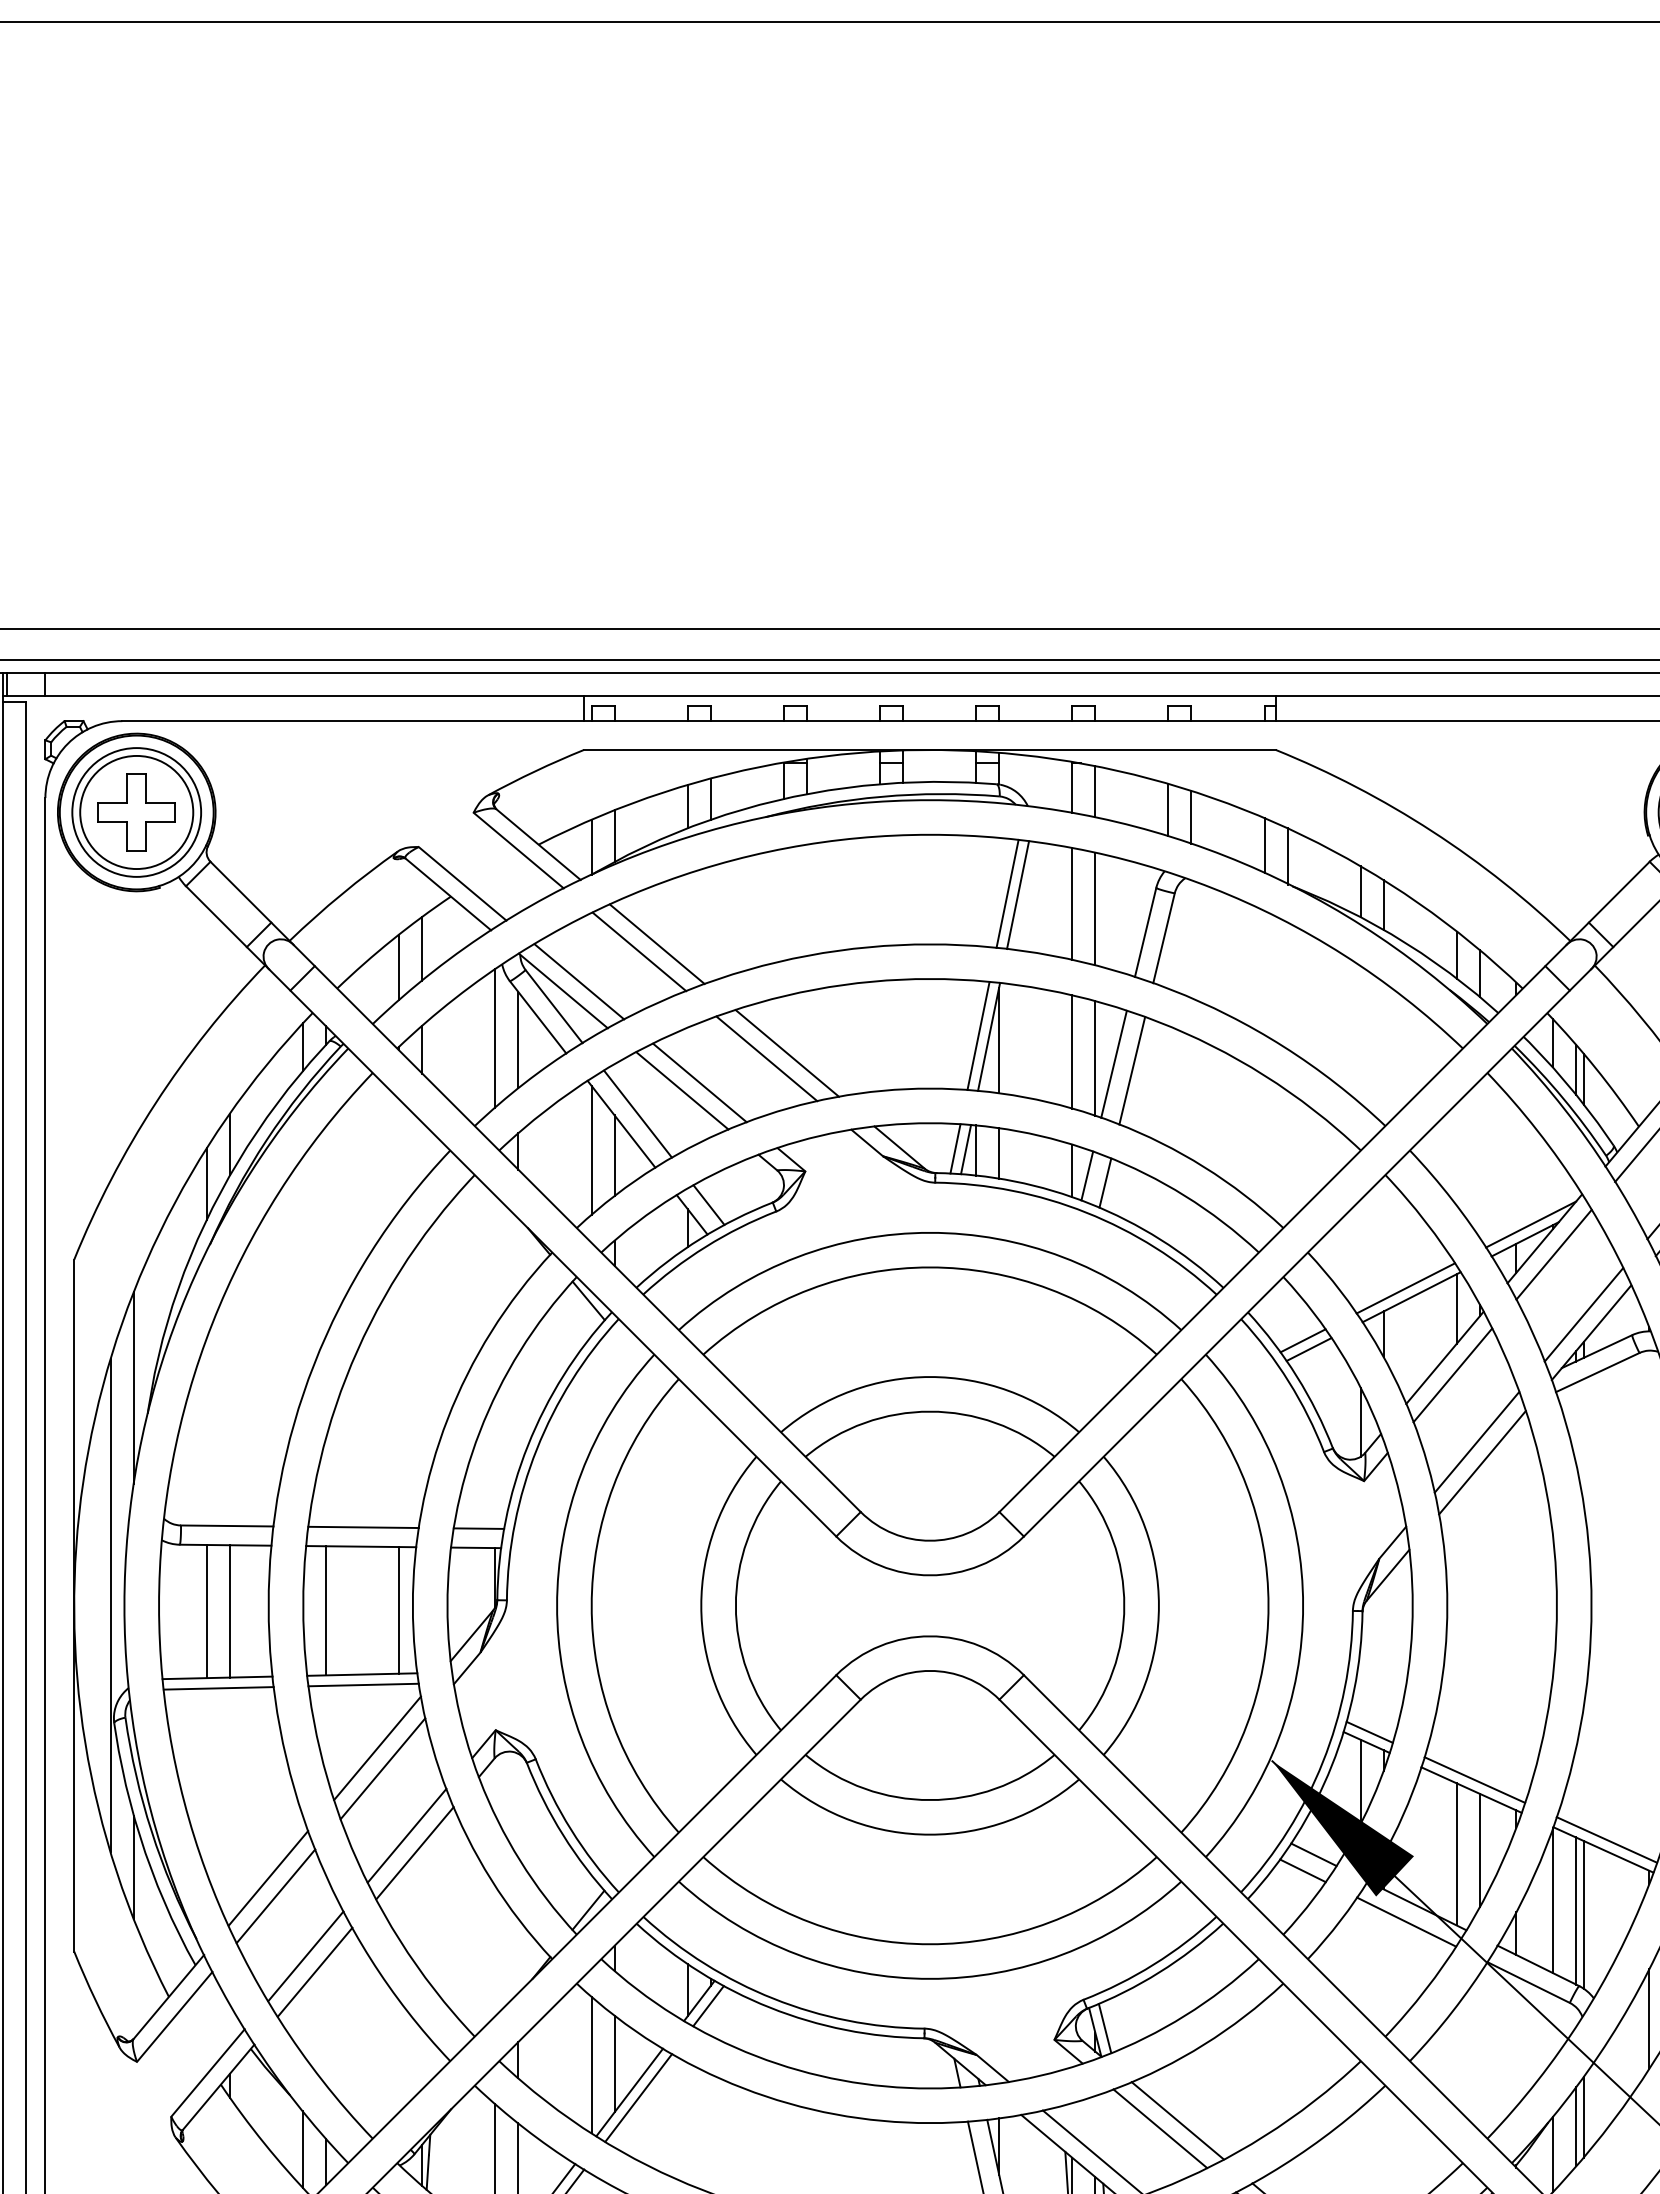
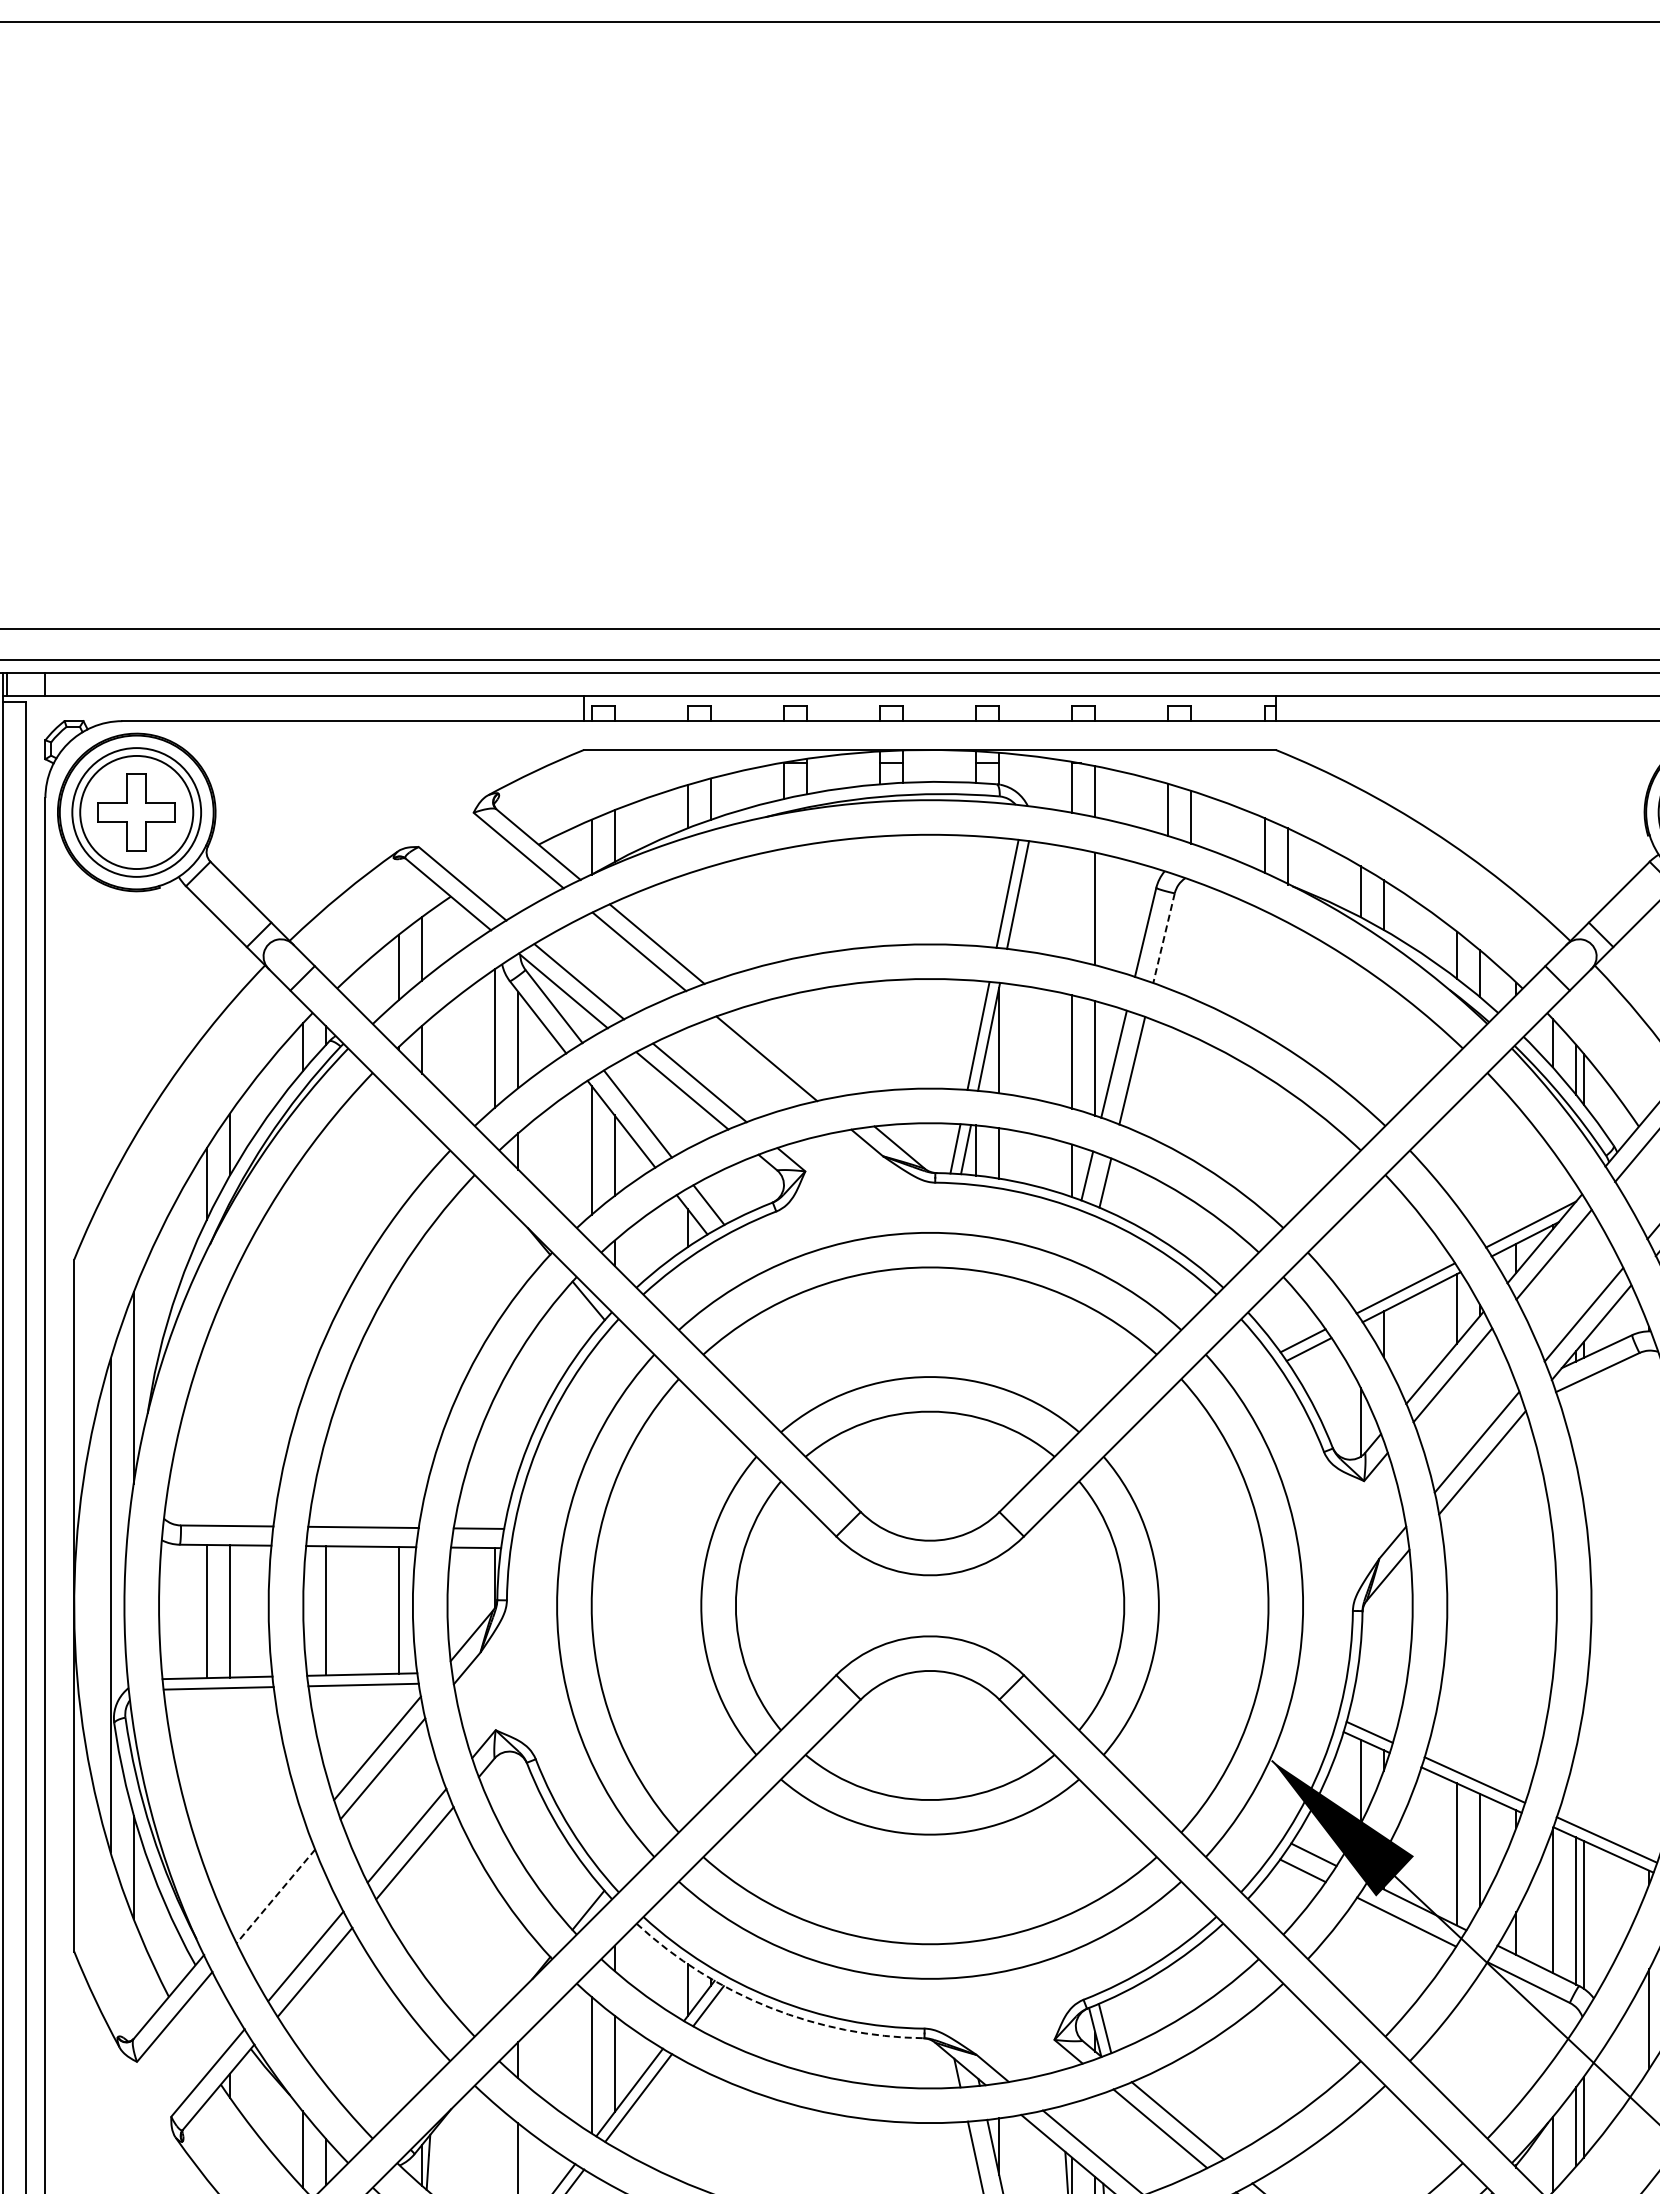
line: present -> none (1072, 903)
line: solid -> dashed (1163, 938)
line: present -> none (787, 1053)
line: present -> none (268, 1878)
line: solid -> dashed (275, 1896)
arc: solid -> dashed (769, 2007)
line: present -> none (495, 2147)
